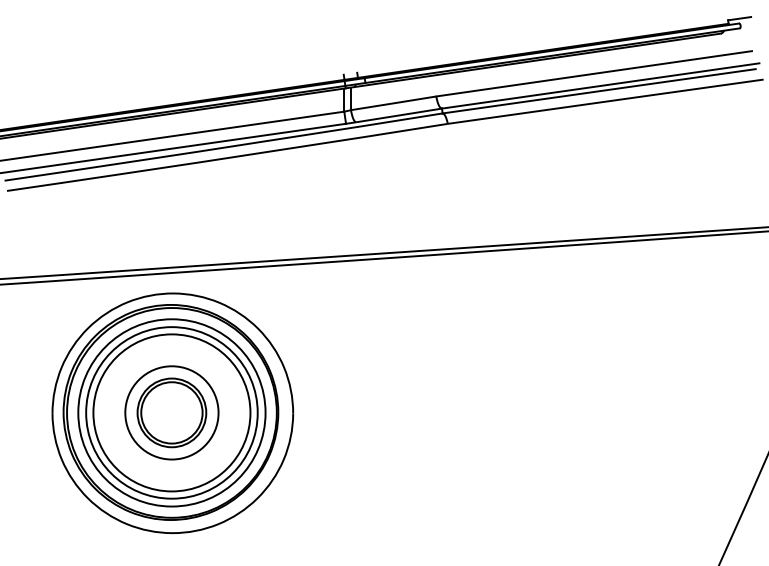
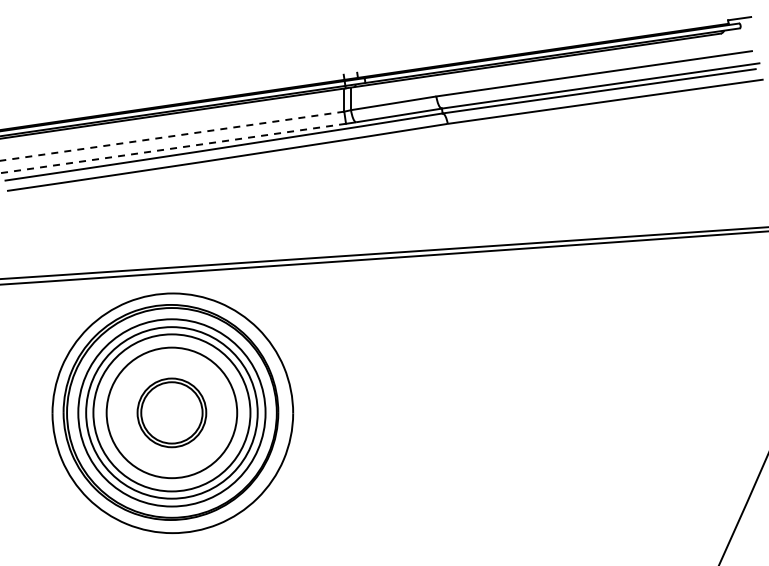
line: solid -> dashed (172, 136)
line: solid -> dashed (173, 148)
circle diameter: 93 px -> 131 px (171, 412)
